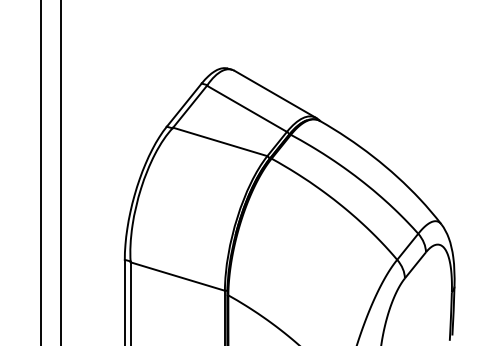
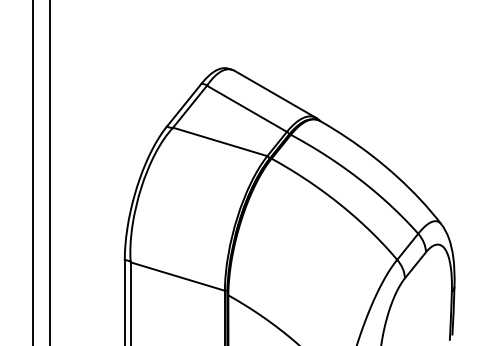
line position: (41, 172) -> (33, 172) (33, 172)
line position: (61, 172) -> (50, 172) (50, 172)
